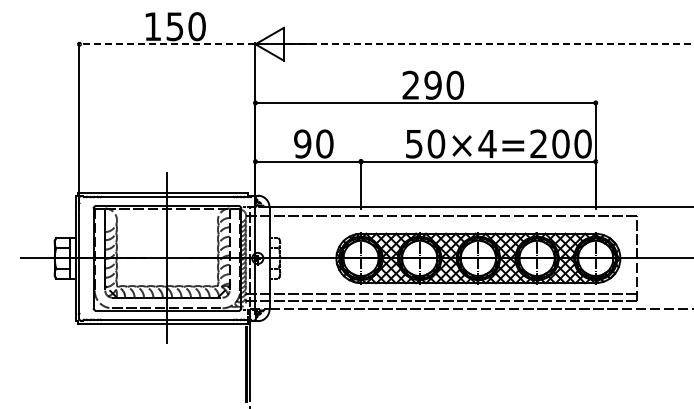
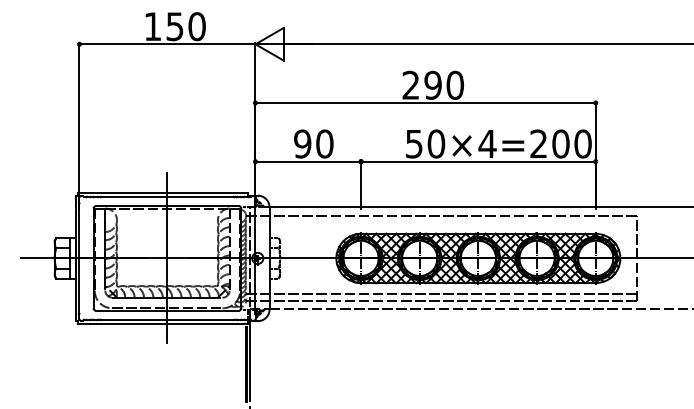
line: dashed -> solid (167, 44)
line: dashed -> solid (491, 44)
